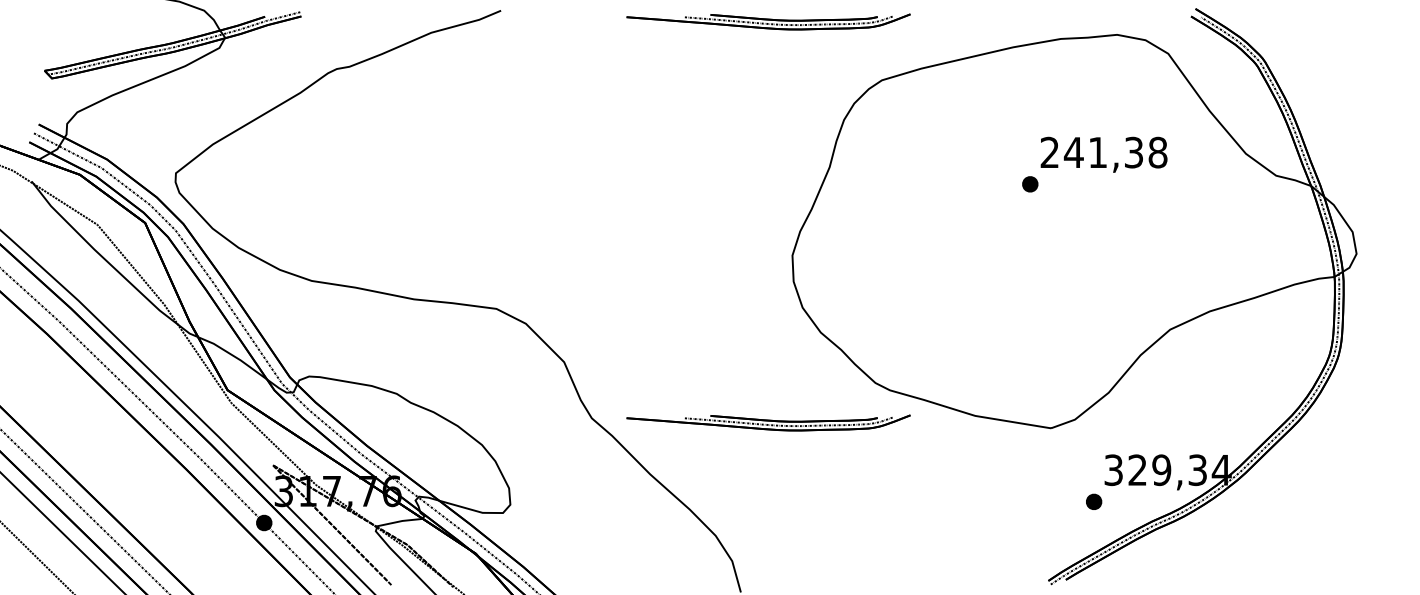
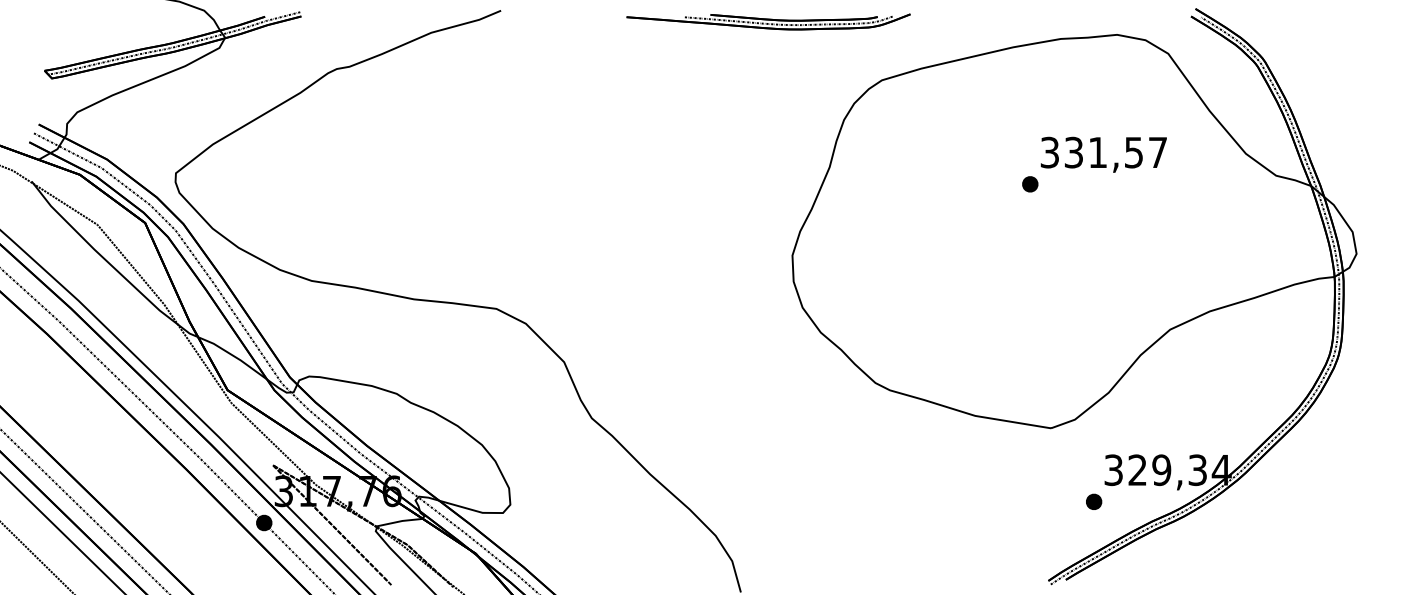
text: 241,38 -> 331,57 (1103, 152)
part: present -> none (768, 422)
